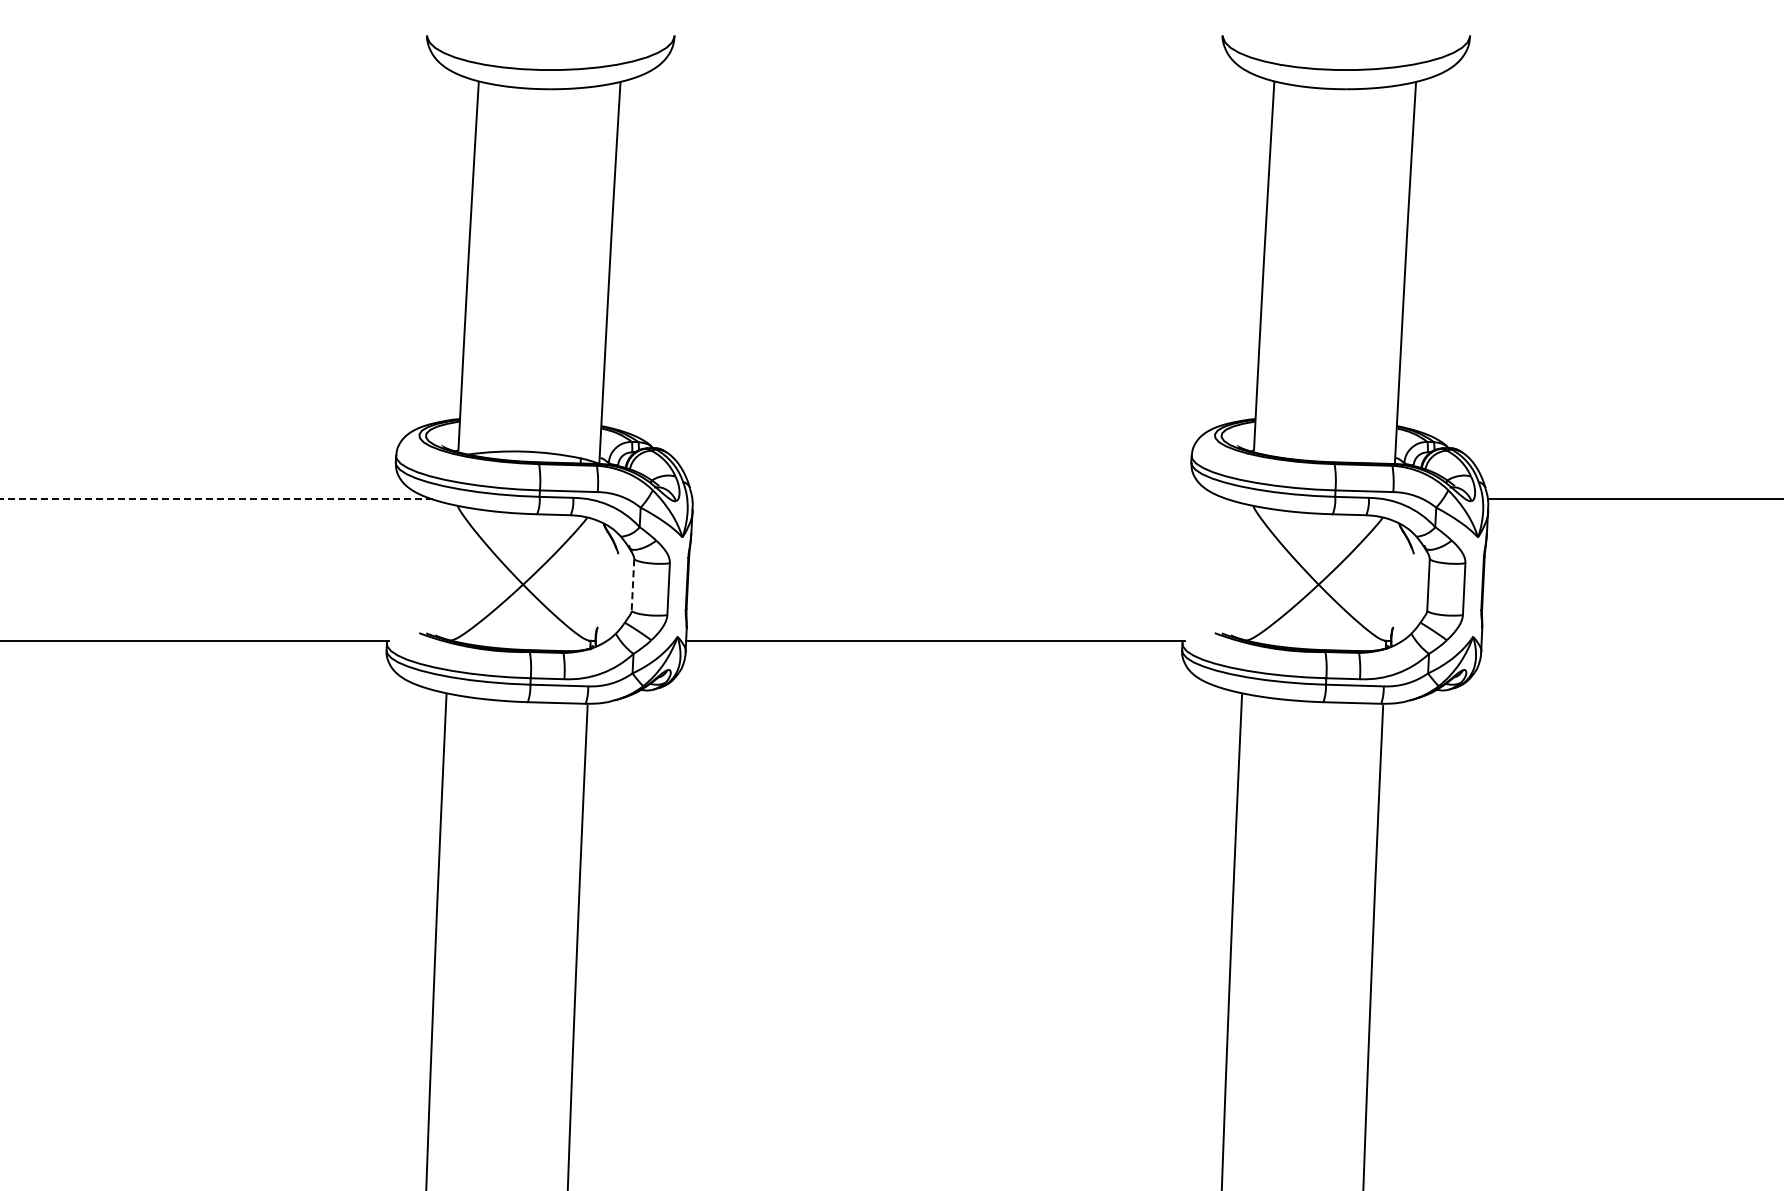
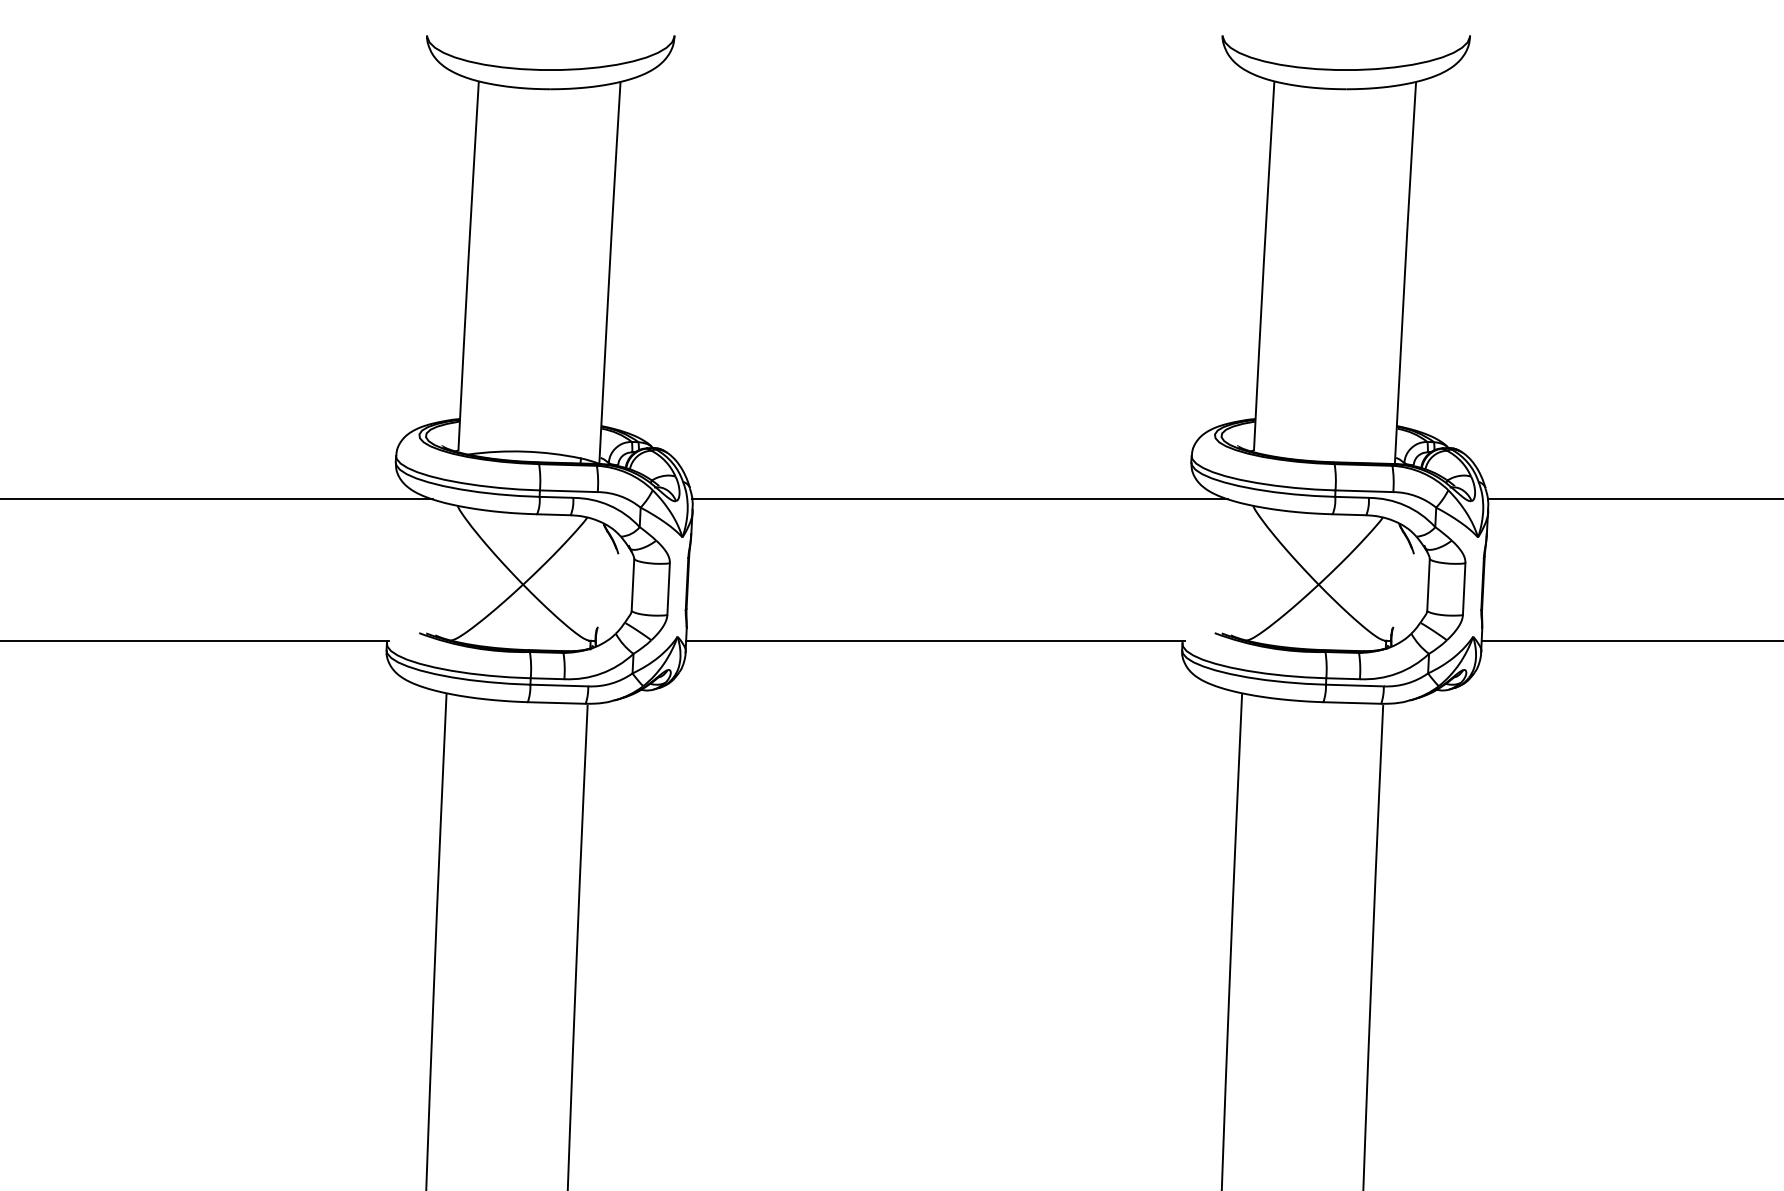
line: dashed -> solid (215, 499)
line: none -> present (959, 499)
line: dashed -> solid (632, 585)
line: none -> present (1630, 640)
